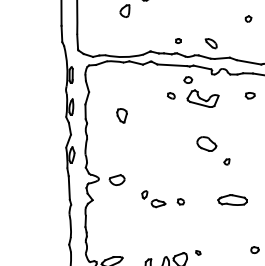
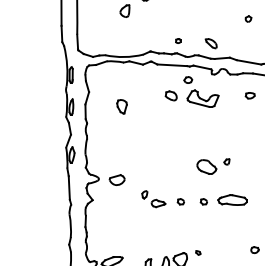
part size: 9x8 px -> 14x12 px (170, 95)
part position: (121, 115) -> (121, 106) (121, 106)
part position: (206, 143) -> (206, 166) (206, 166)
part: none -> present (203, 201)
